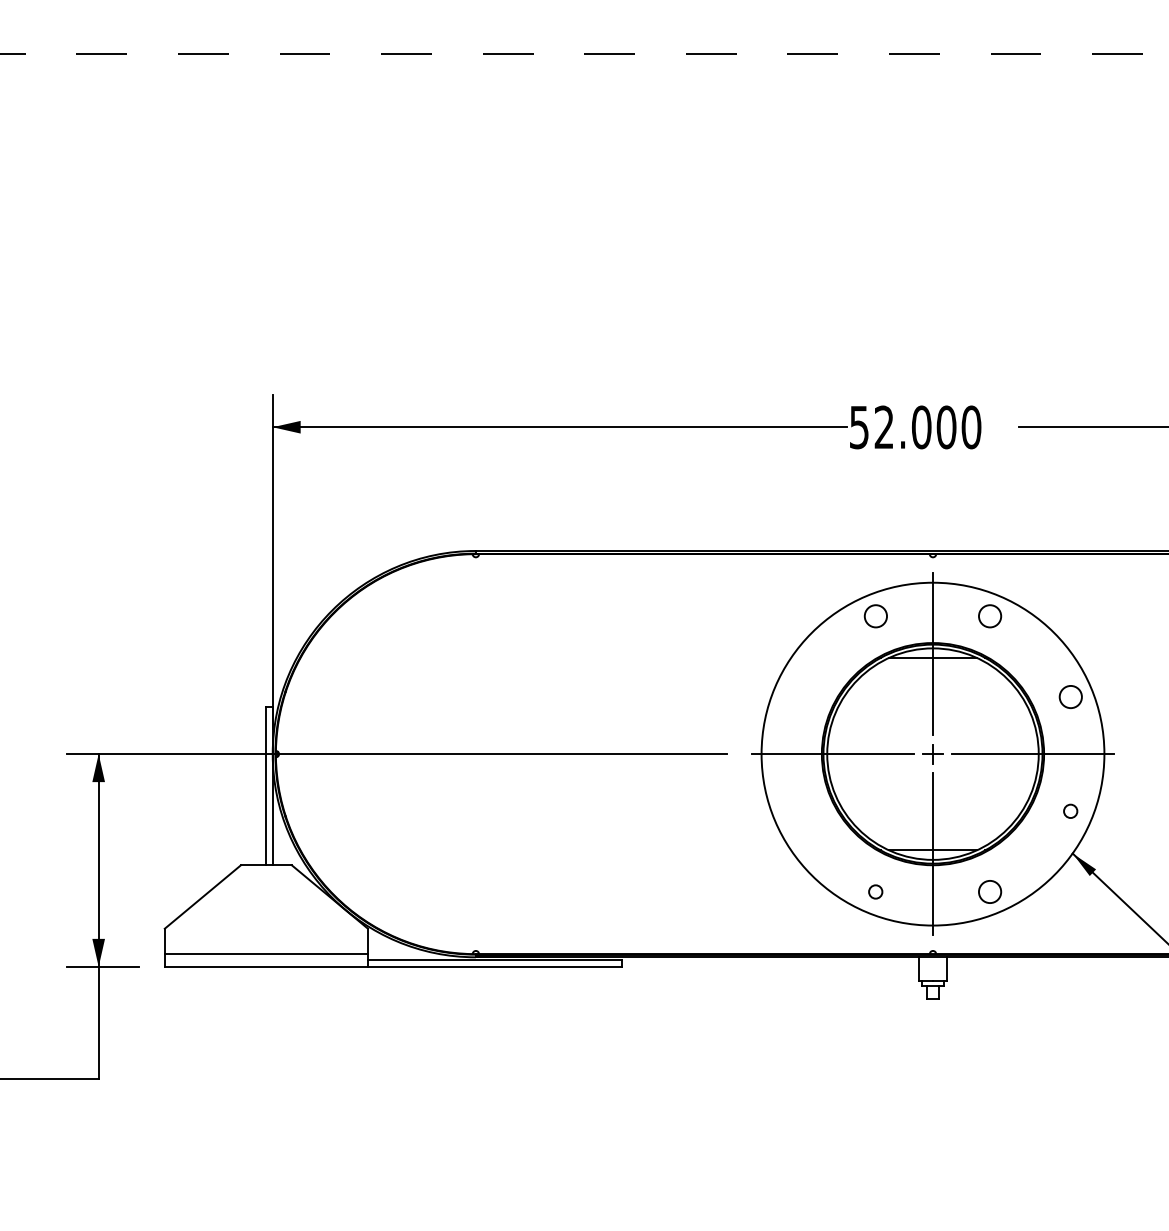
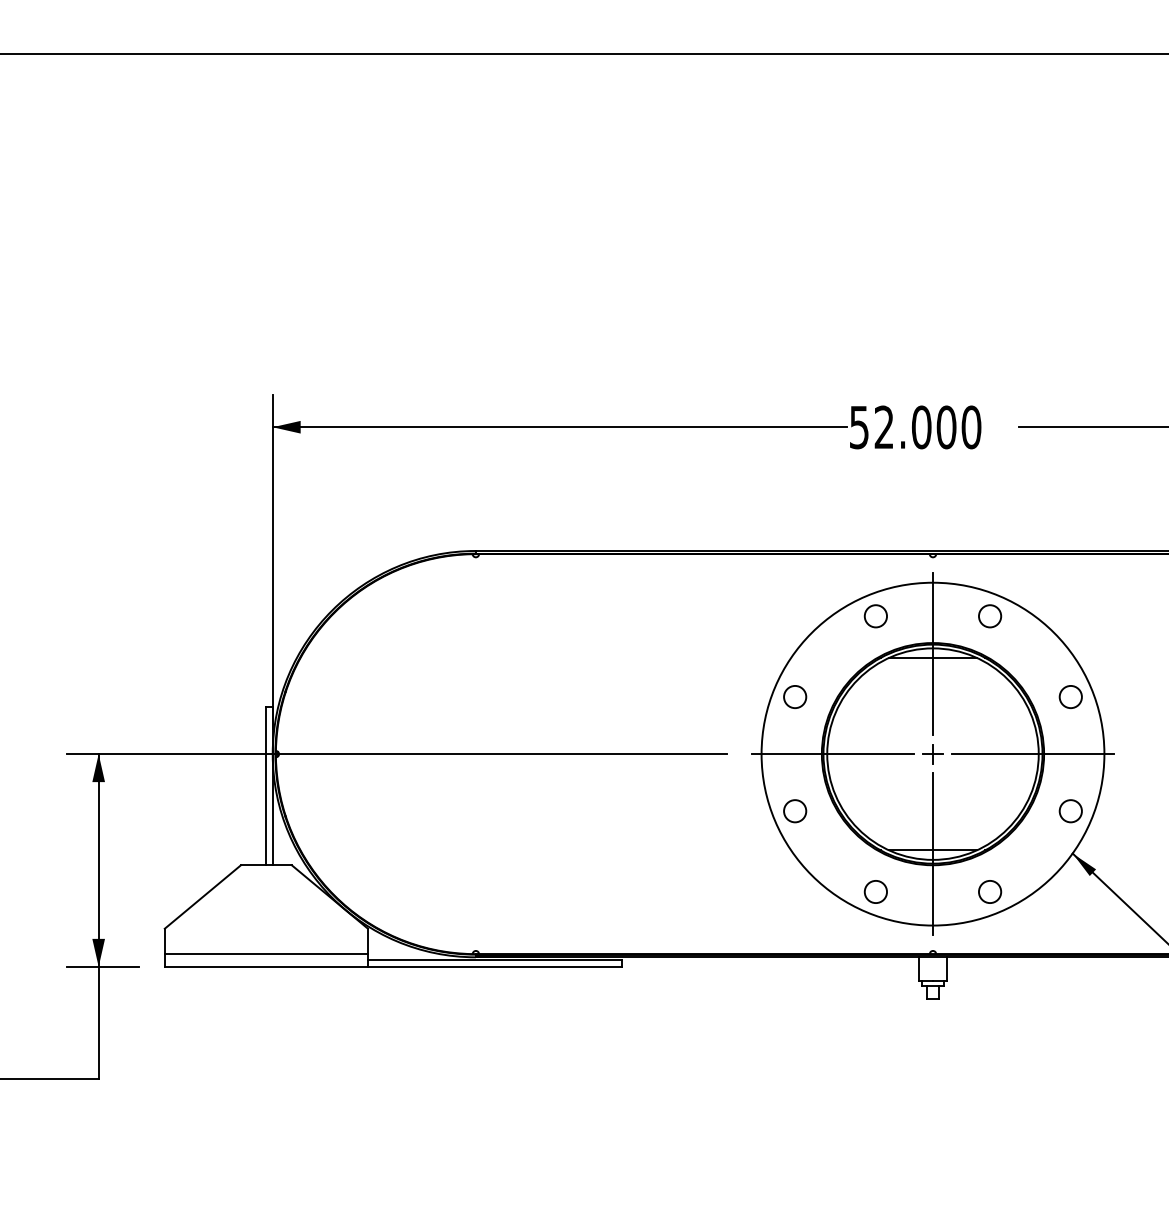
line: dashed -> solid (584, 53)
circle: none -> present (795, 696)
circle size: 16x16 px -> 25x25 px (1070, 811)
circle: none -> present (795, 811)
circle size: 16x16 px -> 25x24 px (875, 891)
